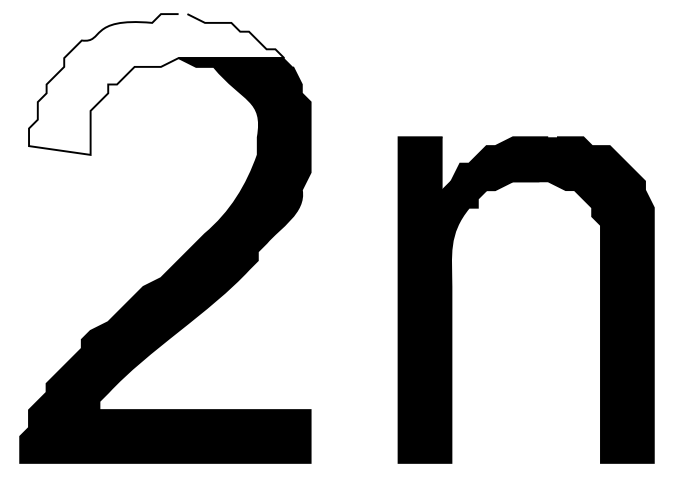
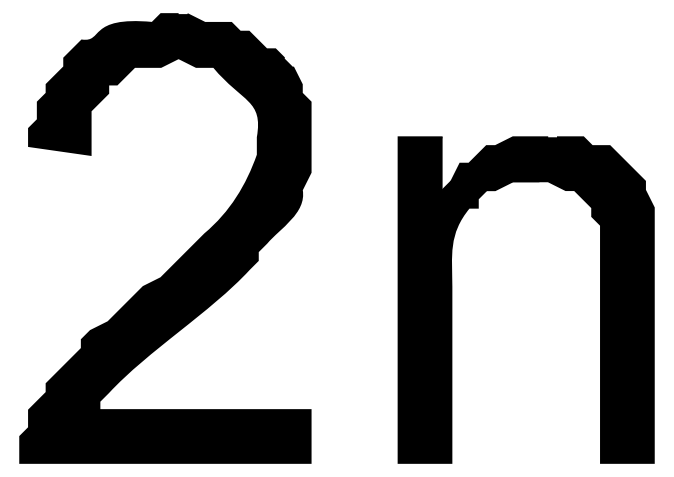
fill: none -> present (156, 84)
